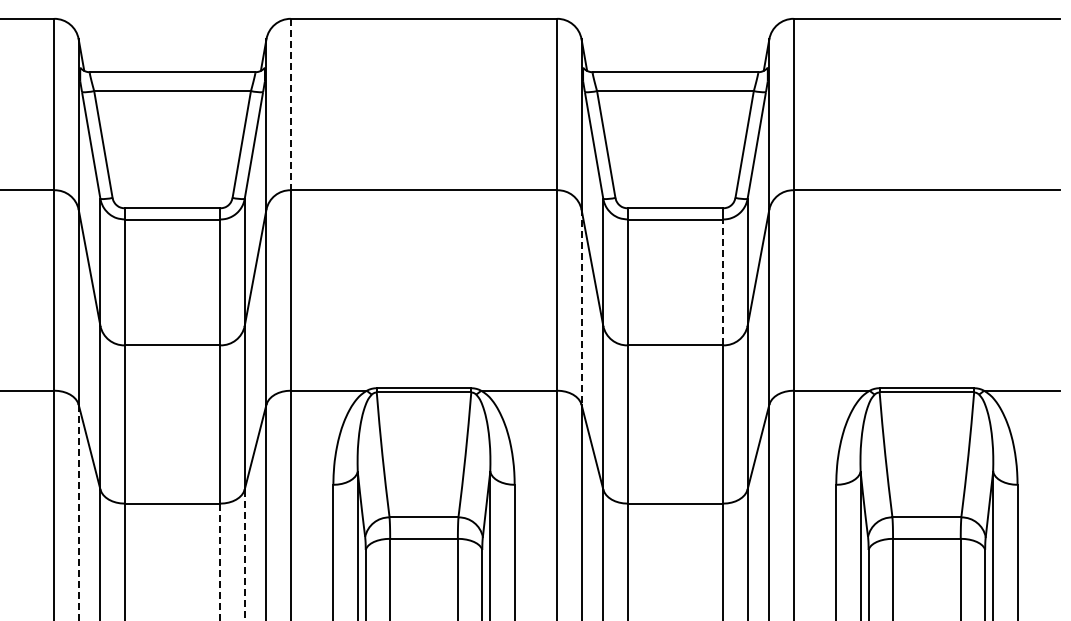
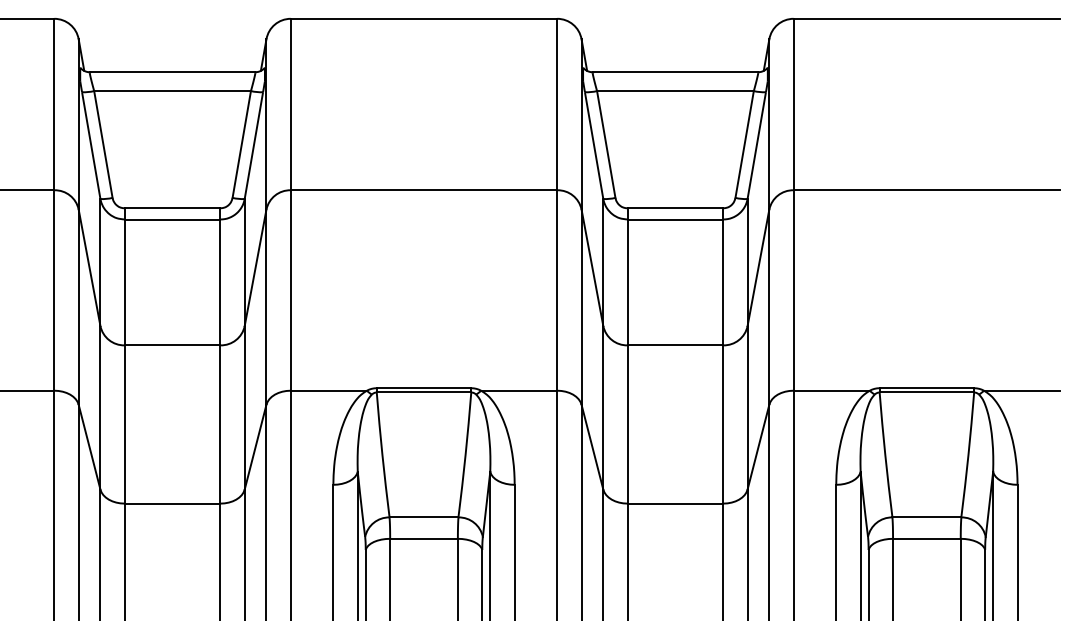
line: dashed -> solid (290, 104)
line: dashed -> solid (723, 282)
line: dashed -> solid (581, 307)
line: dashed -> solid (78, 512)
line: dashed -> solid (244, 555)
line: dashed -> solid (220, 561)
